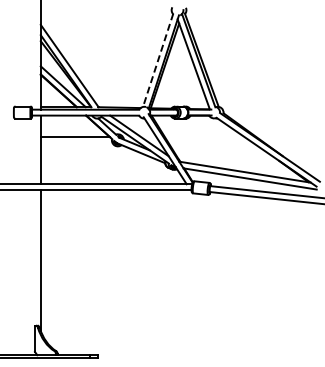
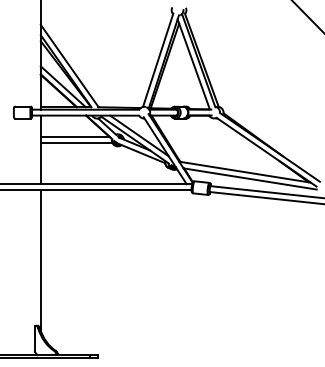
line: none -> present (307, 16)
line: dashed -> solid (158, 60)
line: none -> present (76, 143)
